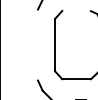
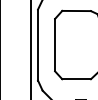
line: none -> present (76, 10)
line: none -> present (38, 44)
line: none -> present (31, 49)
